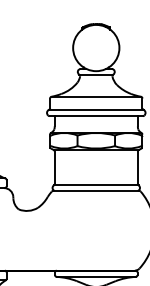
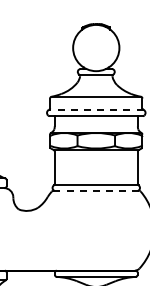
line: solid -> dashed (95, 109)
line: solid -> dashed (95, 190)
